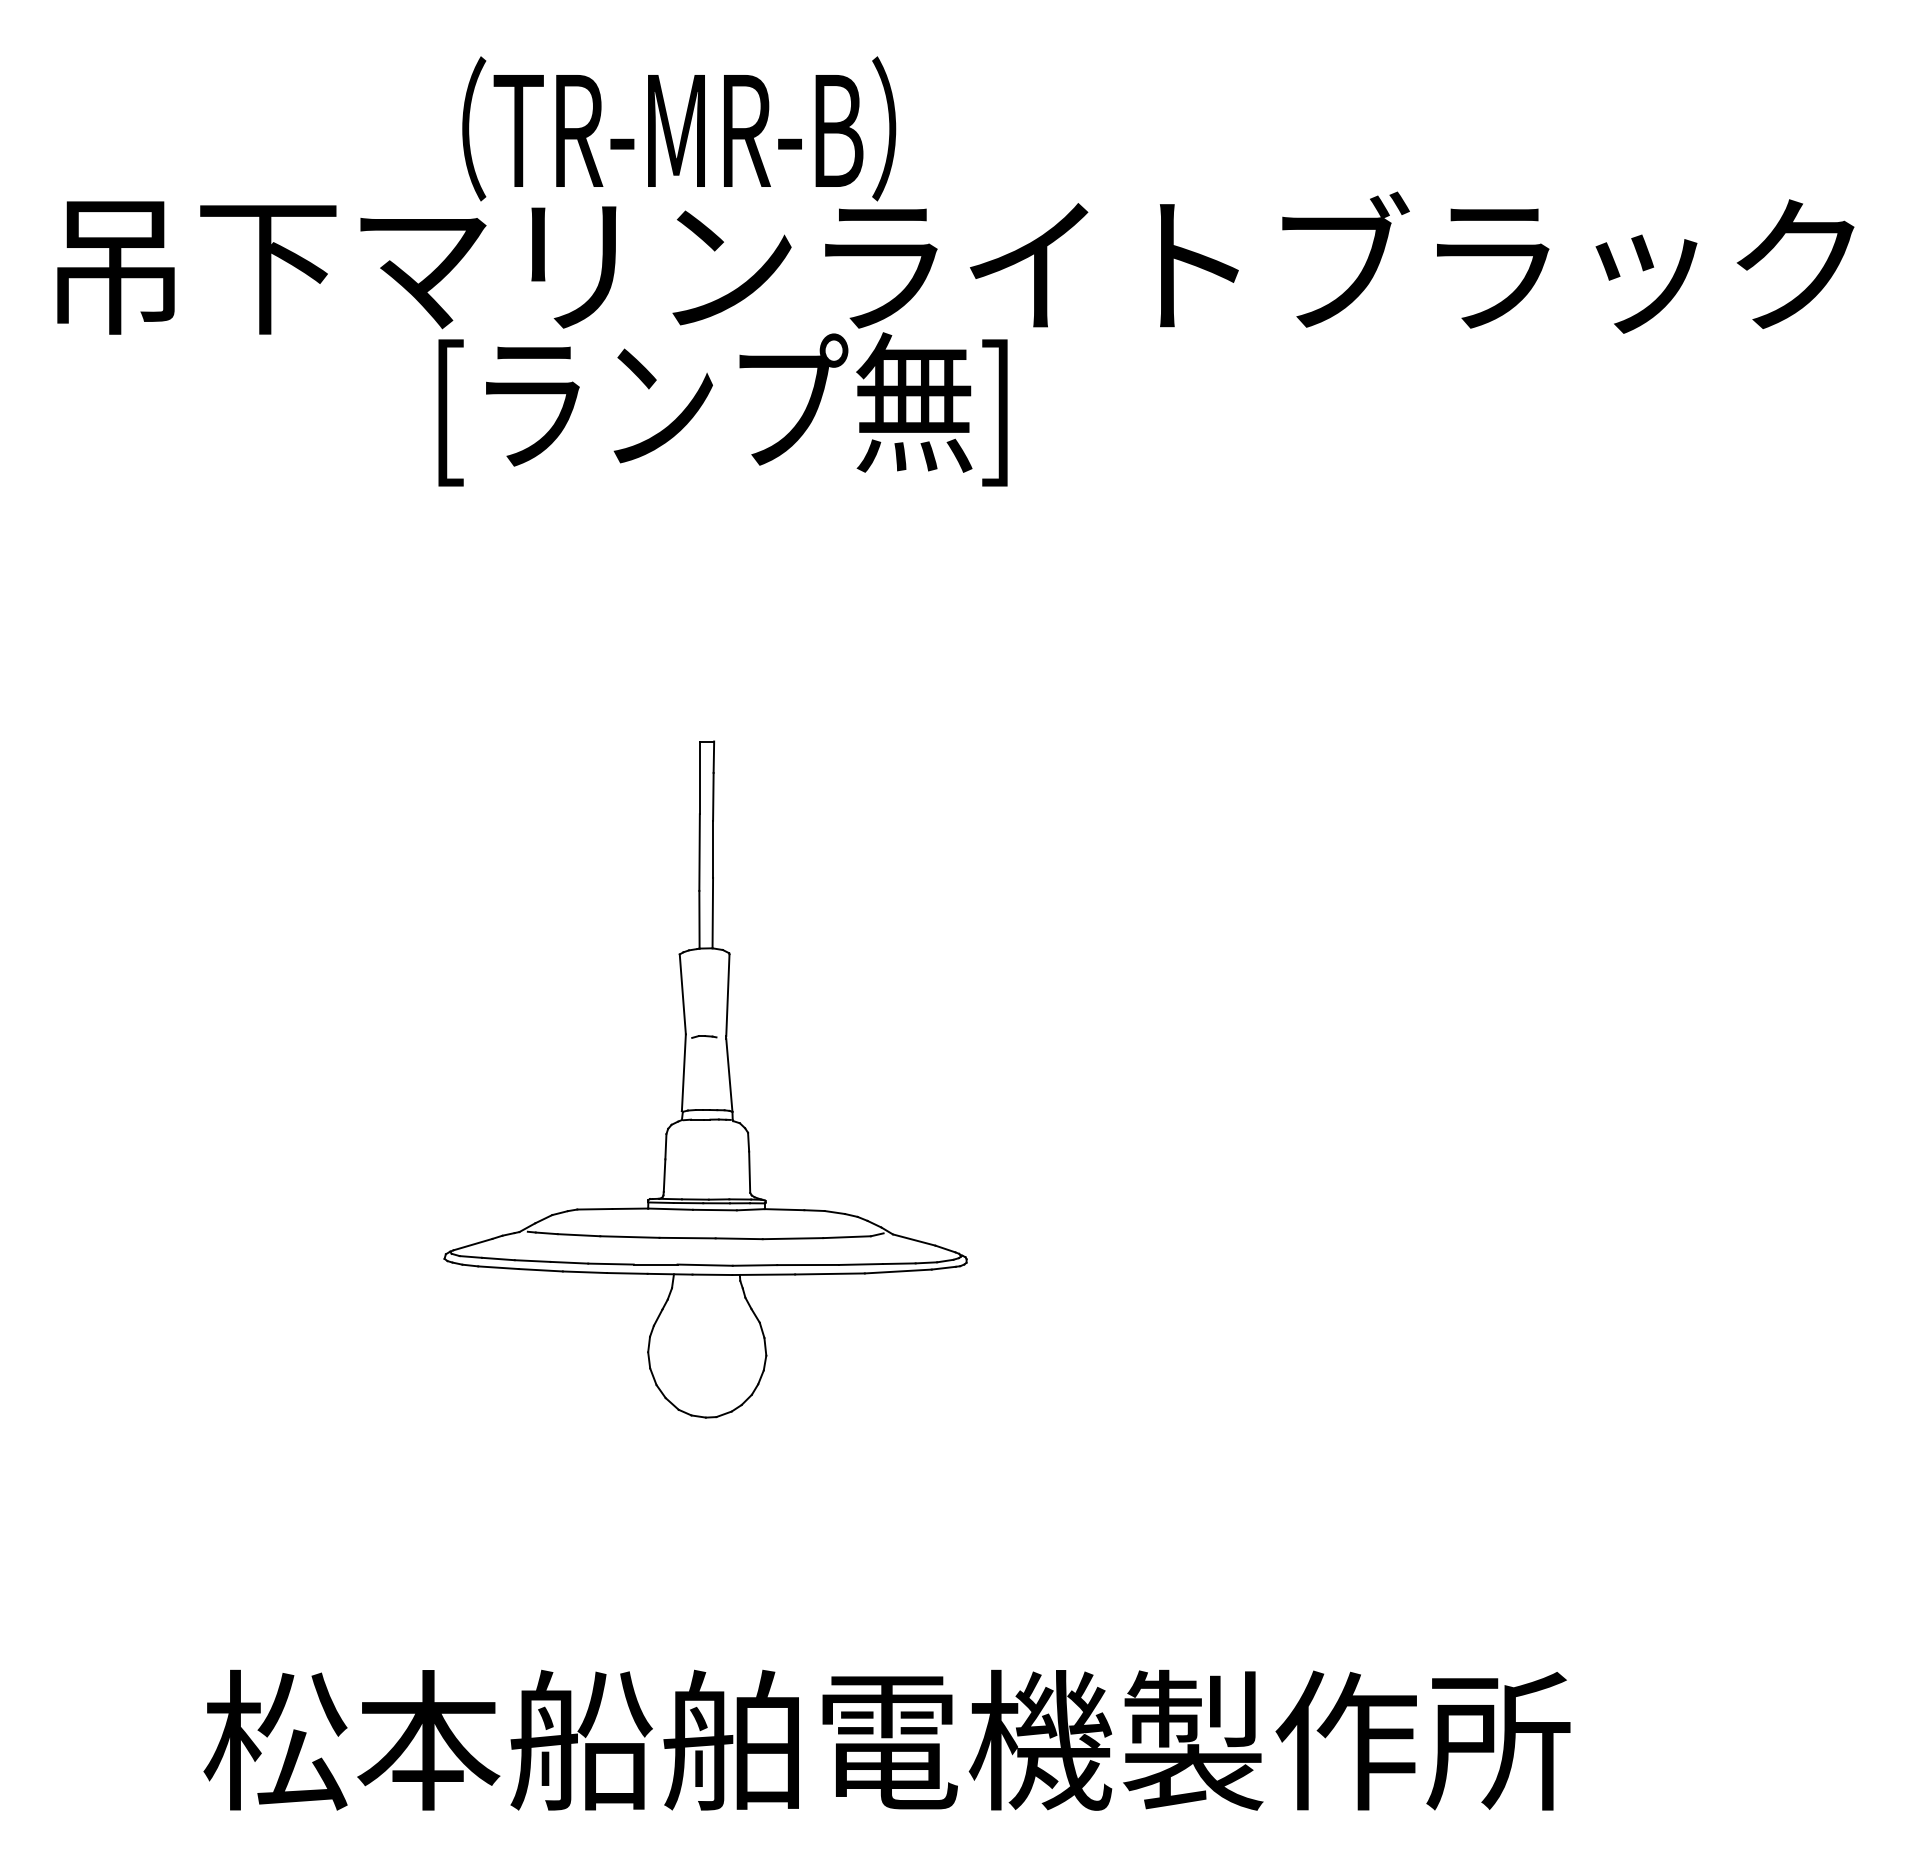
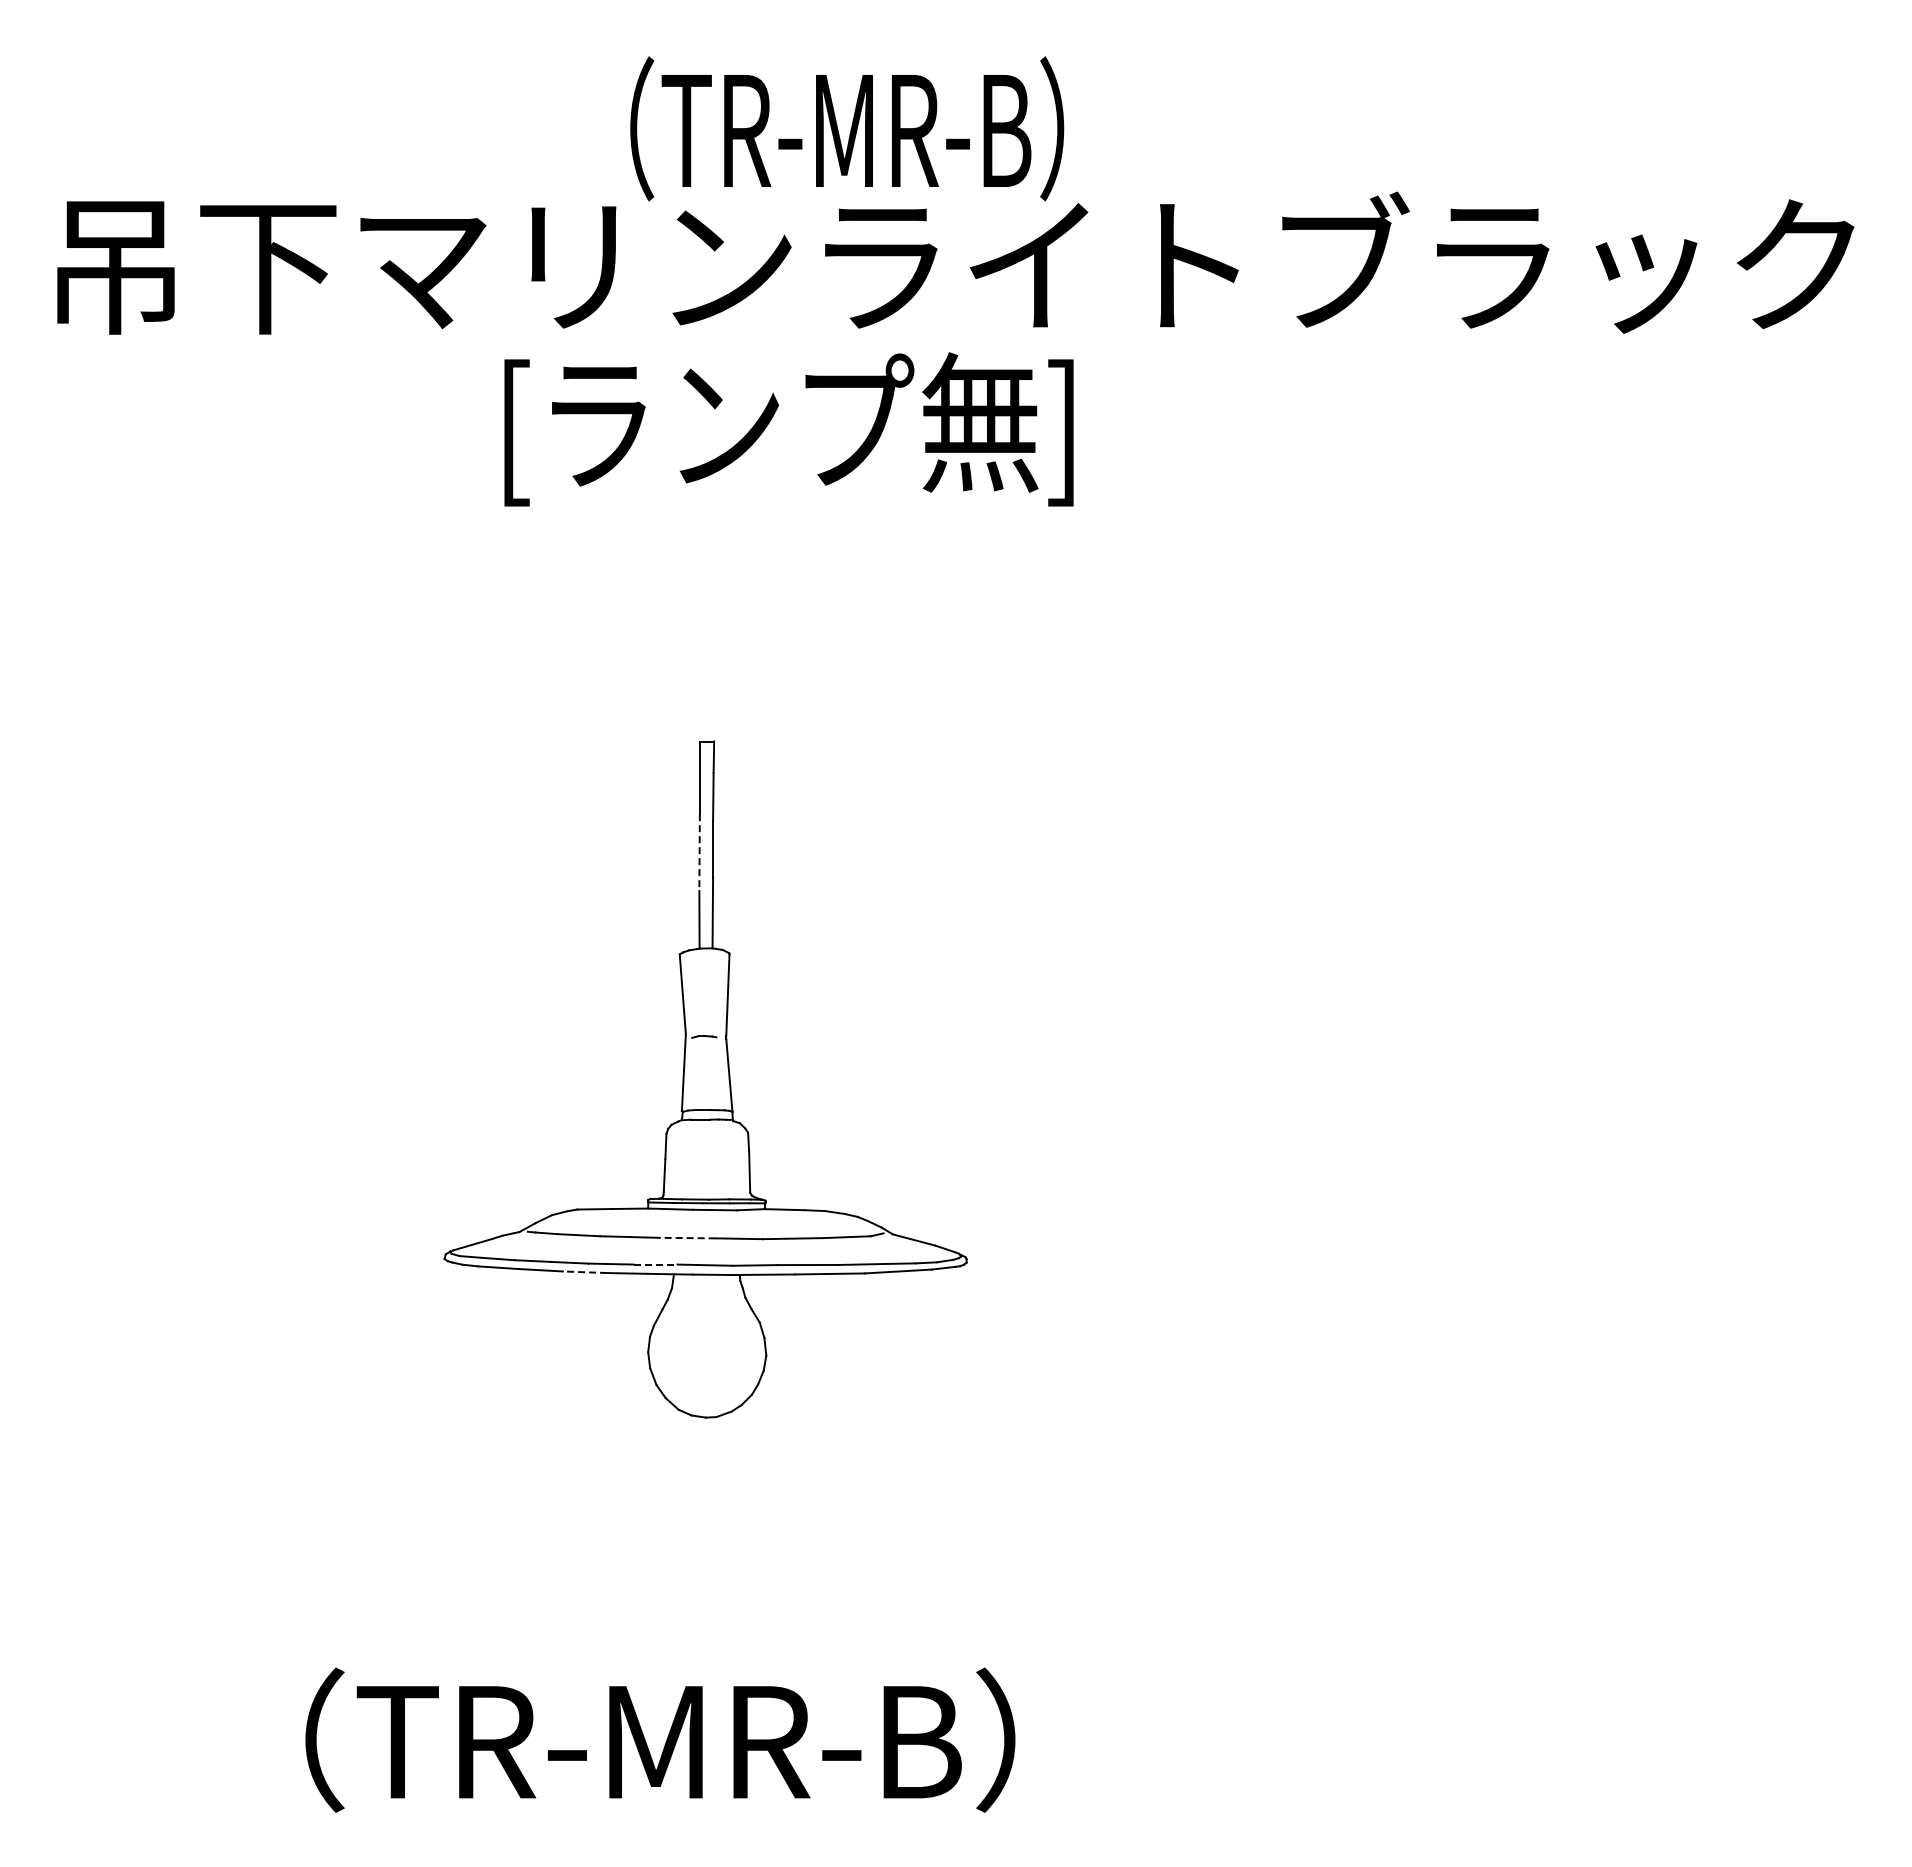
text position: (679, 128) -> (847, 128) (847, 128)
text position: (722, 409) -> (788, 429) (788, 429)
line: solid -> dashed (699, 853)
line: solid -> dashed (687, 1238)
line: solid -> dashed (655, 1264)
line: solid -> dashed (584, 1272)
text: 松本船舶電機製作所 -> （TR-MR-B） (886, 1739)
